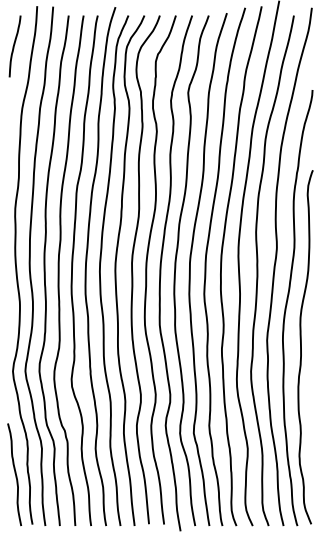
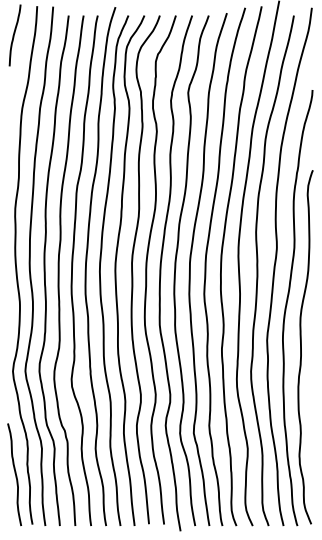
curve position: (14, 46) -> (14, 35) (14, 35)
